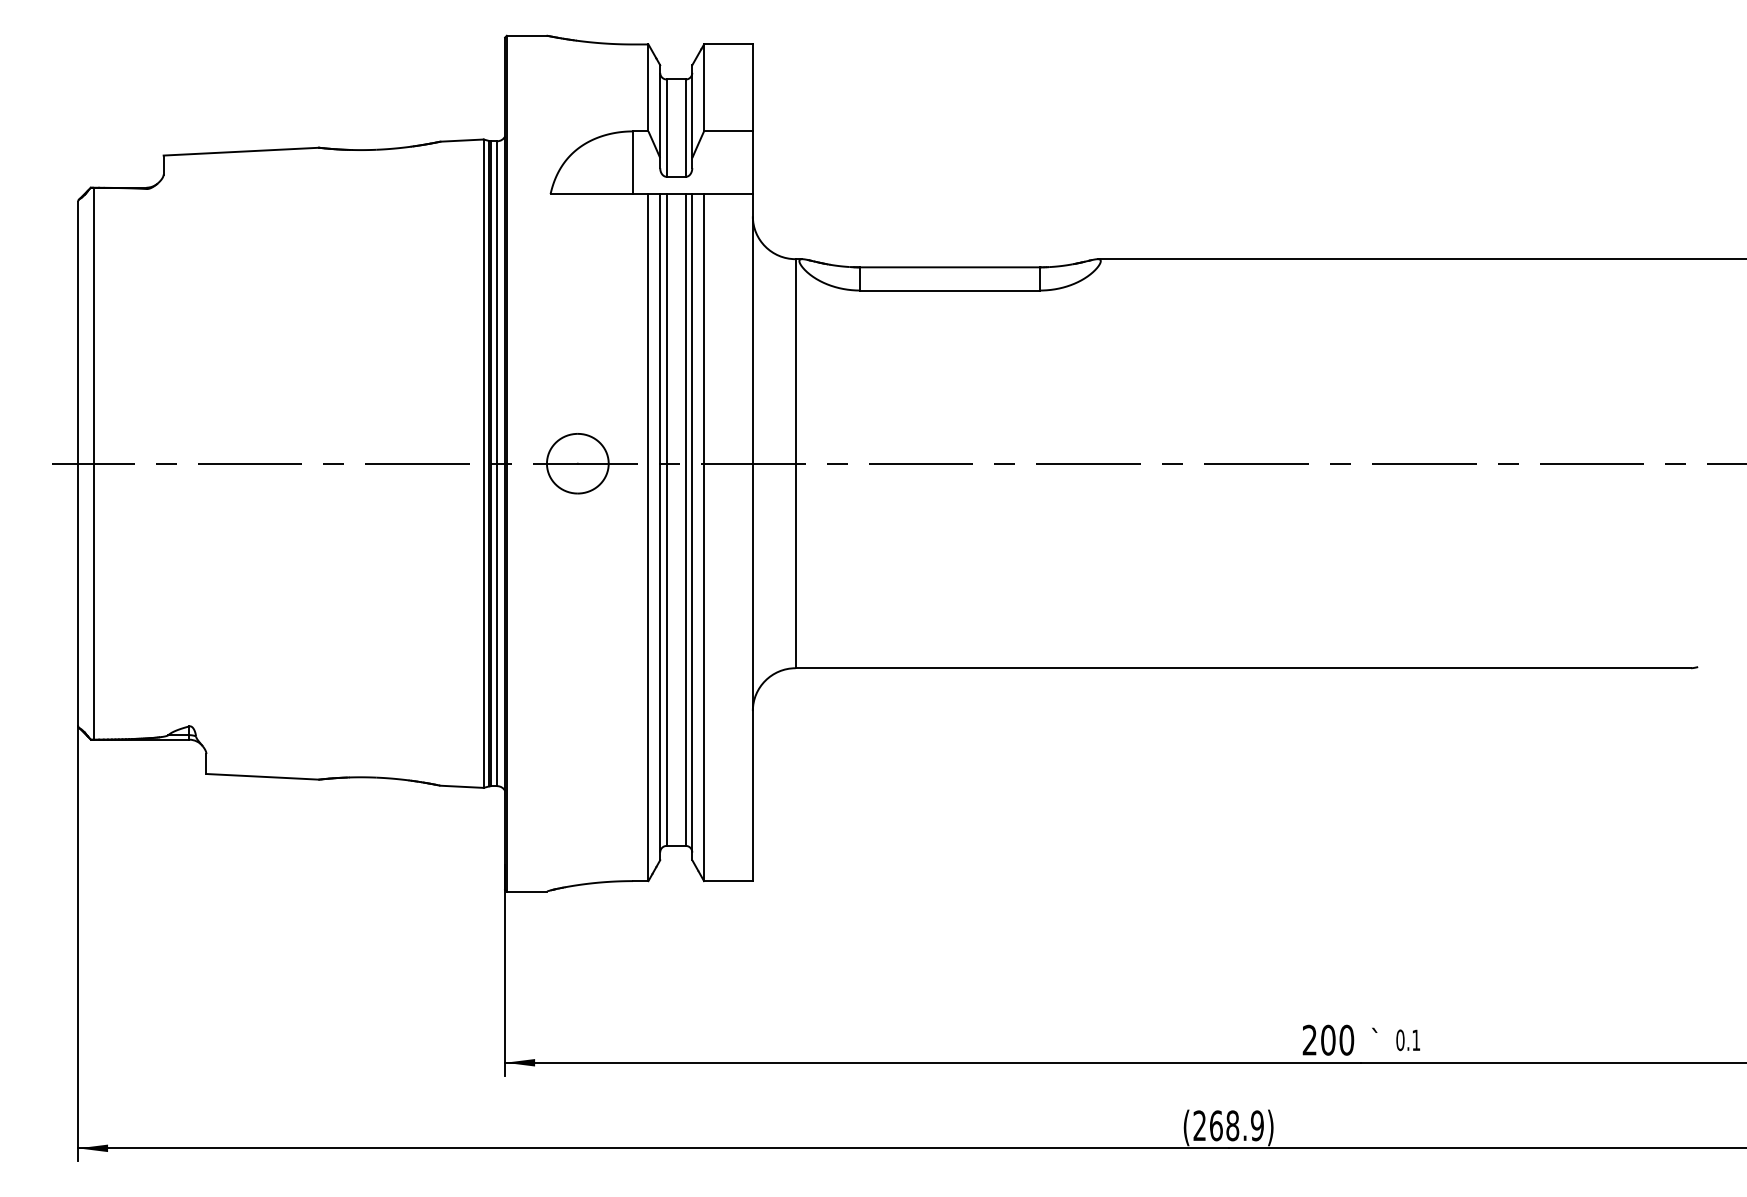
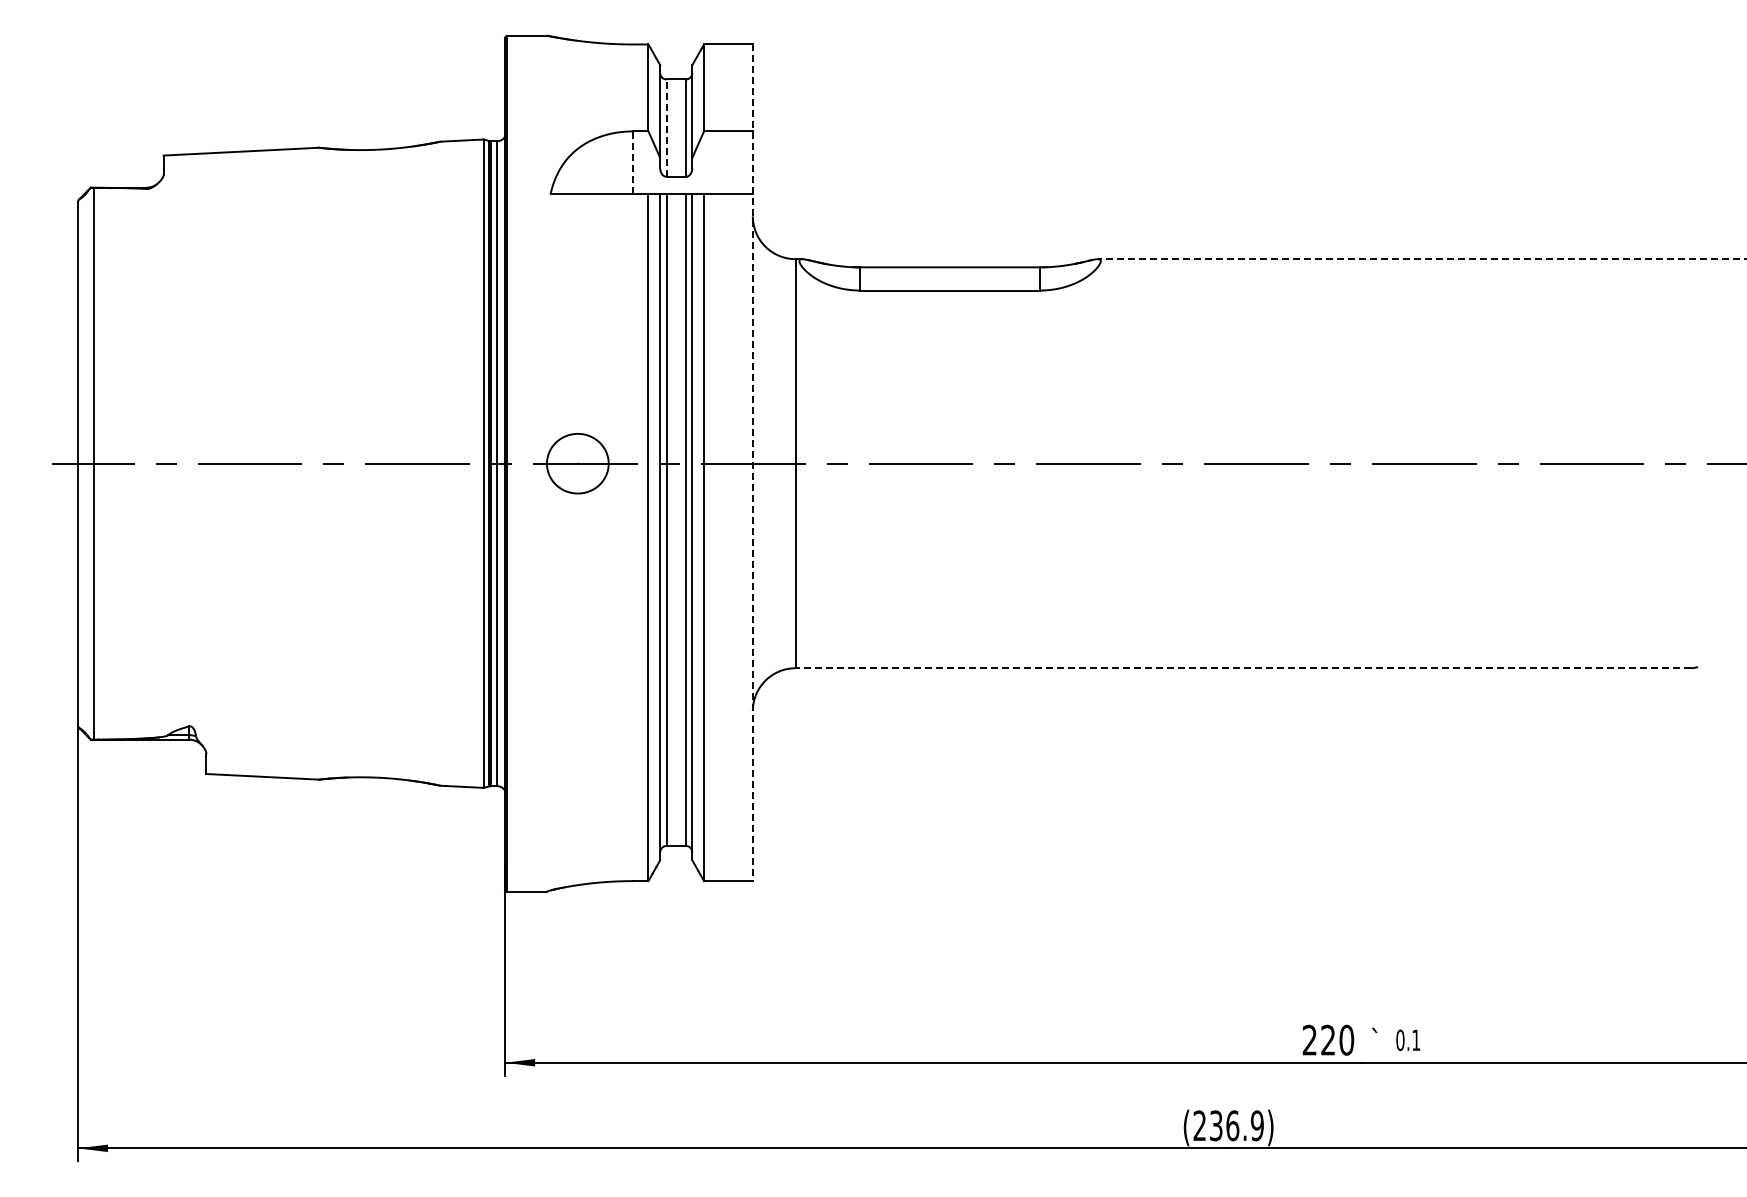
line: solid -> dashed (666, 128)
line: solid -> dashed (633, 162)
line: solid -> dashed (1421, 259)
line: solid -> dashed (752, 463)
line: solid -> dashed (1243, 668)
text: 200 -> 220 (1328, 1039)
text: (268.9) -> (236.9) (1224, 1125)
